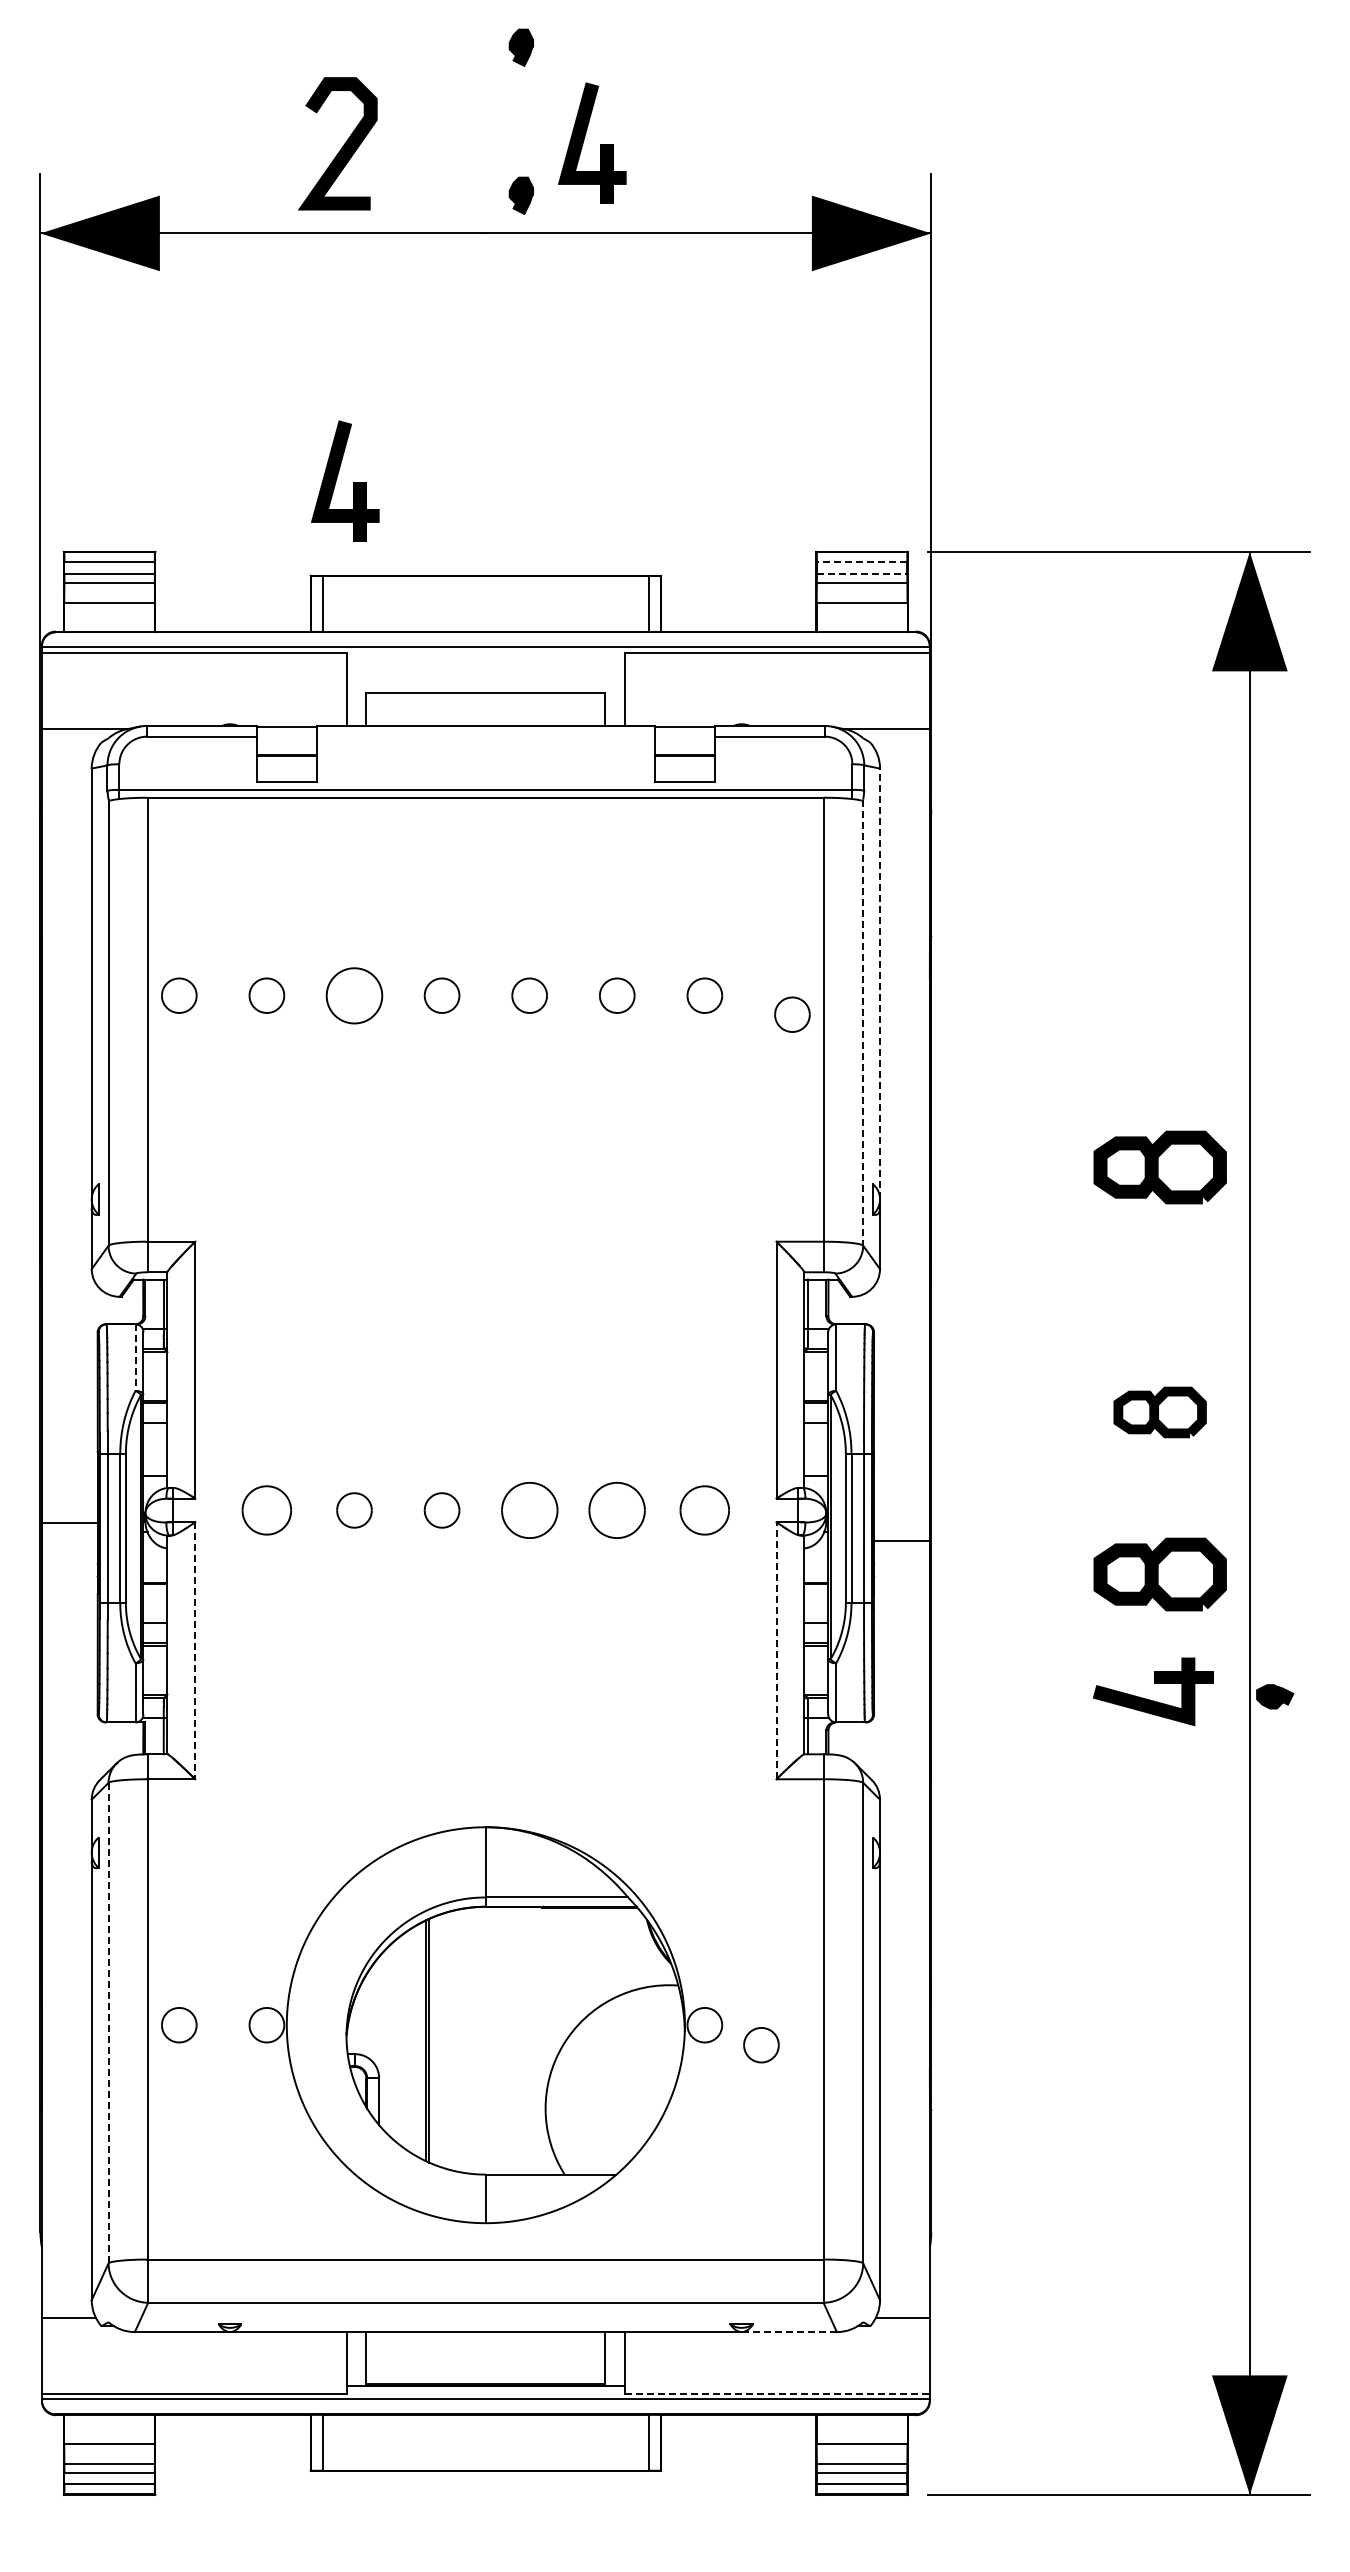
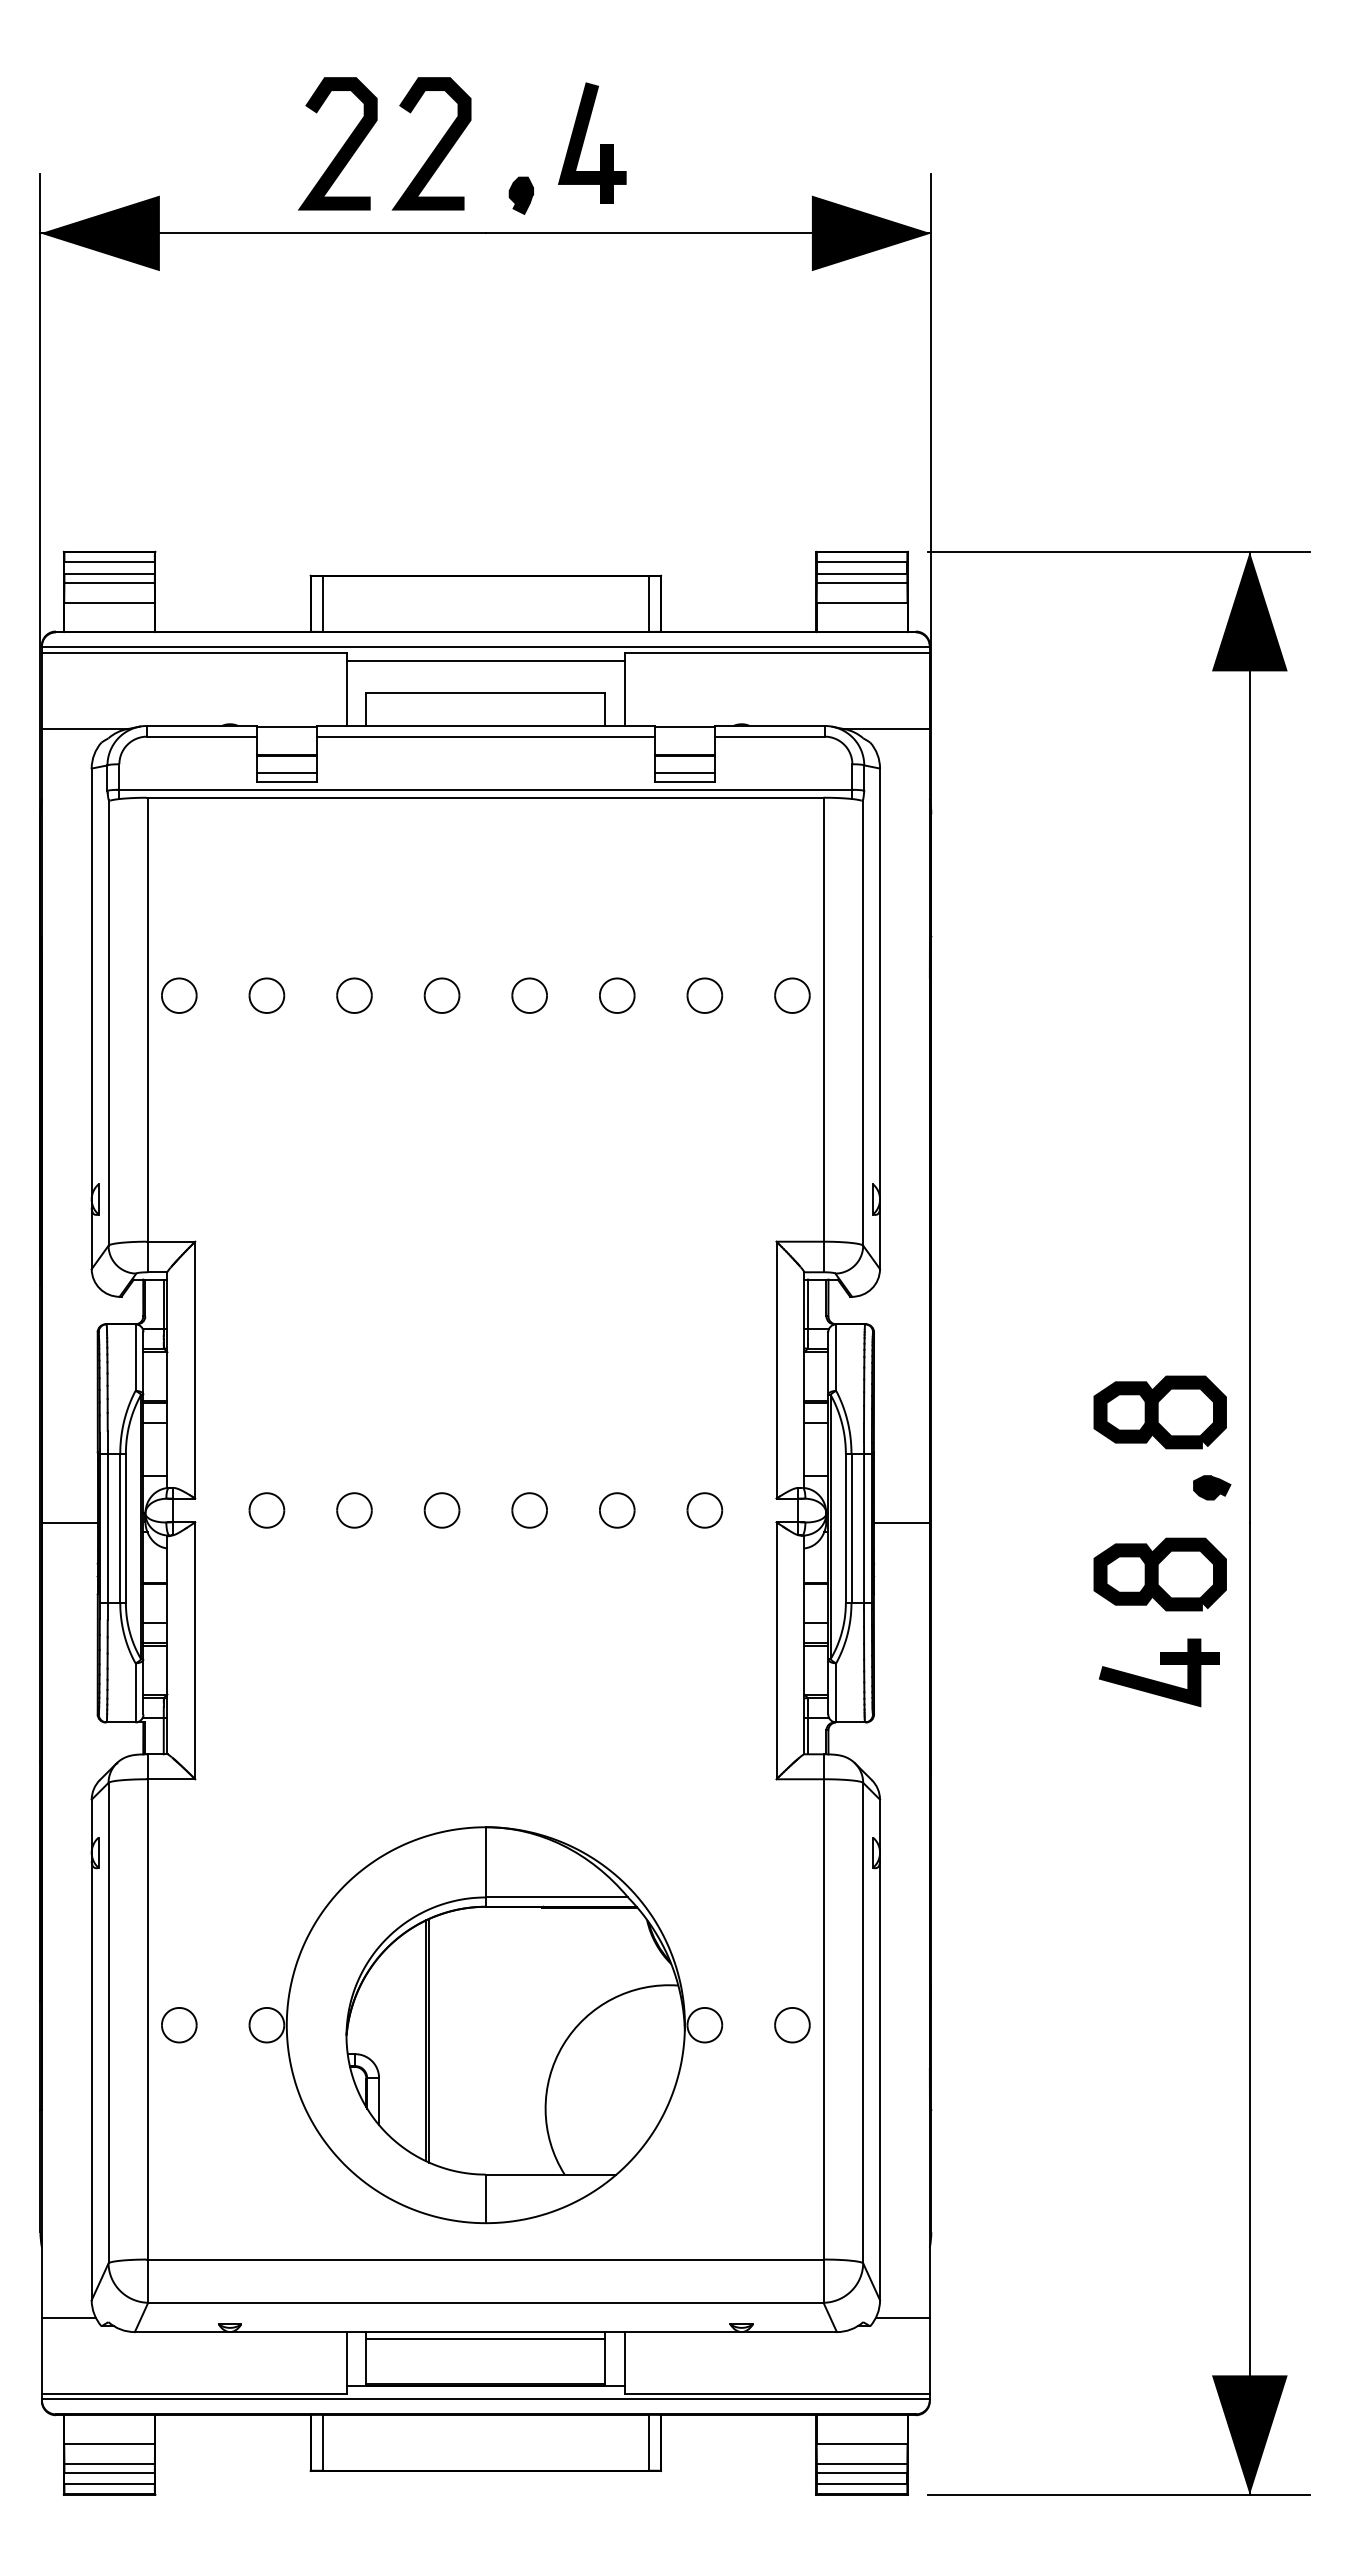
part: present -> none (520, 47)
curve: none -> present (435, 147)
part: present -> none (337, 478)
line: dashed -> solid (861, 562)
line: dashed -> solid (862, 574)
line: none -> present (485, 660)
line: none -> present (485, 736)
line: none -> present (286, 773)
line: none -> present (684, 773)
line: dashed -> solid (880, 983)
part size: 59x58 px -> 37x37 px (354, 995)
part position: (792, 1014) -> (792, 995) (792, 995)
line: dashed -> solid (863, 1023)
part: present -> none (1159, 1167)
line: dashed -> solid (135, 1358)
part size: 94x53 px -> 134x75 px (1159, 1412)
part size: 52x51 px -> 38x37 px (266, 1510)
part size: 58x57 px -> 37x37 px (529, 1510)
part size: 58x57 px -> 37x37 px (617, 1510)
part size: 51x51 px -> 38x37 px (704, 1510)
line position: (901, 1541) -> (901, 1523) (901, 1523)
line: dashed -> solid (776, 1650)
line: dashed -> solid (195, 1651)
part position: (1154, 1683) -> (1160, 1664) (1160, 1664)
part position: (1275, 1696) -> (1212, 1487) (1212, 1487)
line: dashed -> solid (108, 2022)
part position: (761, 2045) -> (792, 2025) (792, 2025)
line: dashed -> solid (789, 2332)
line: none -> present (485, 2338)
line: dashed -> solid (778, 2393)
